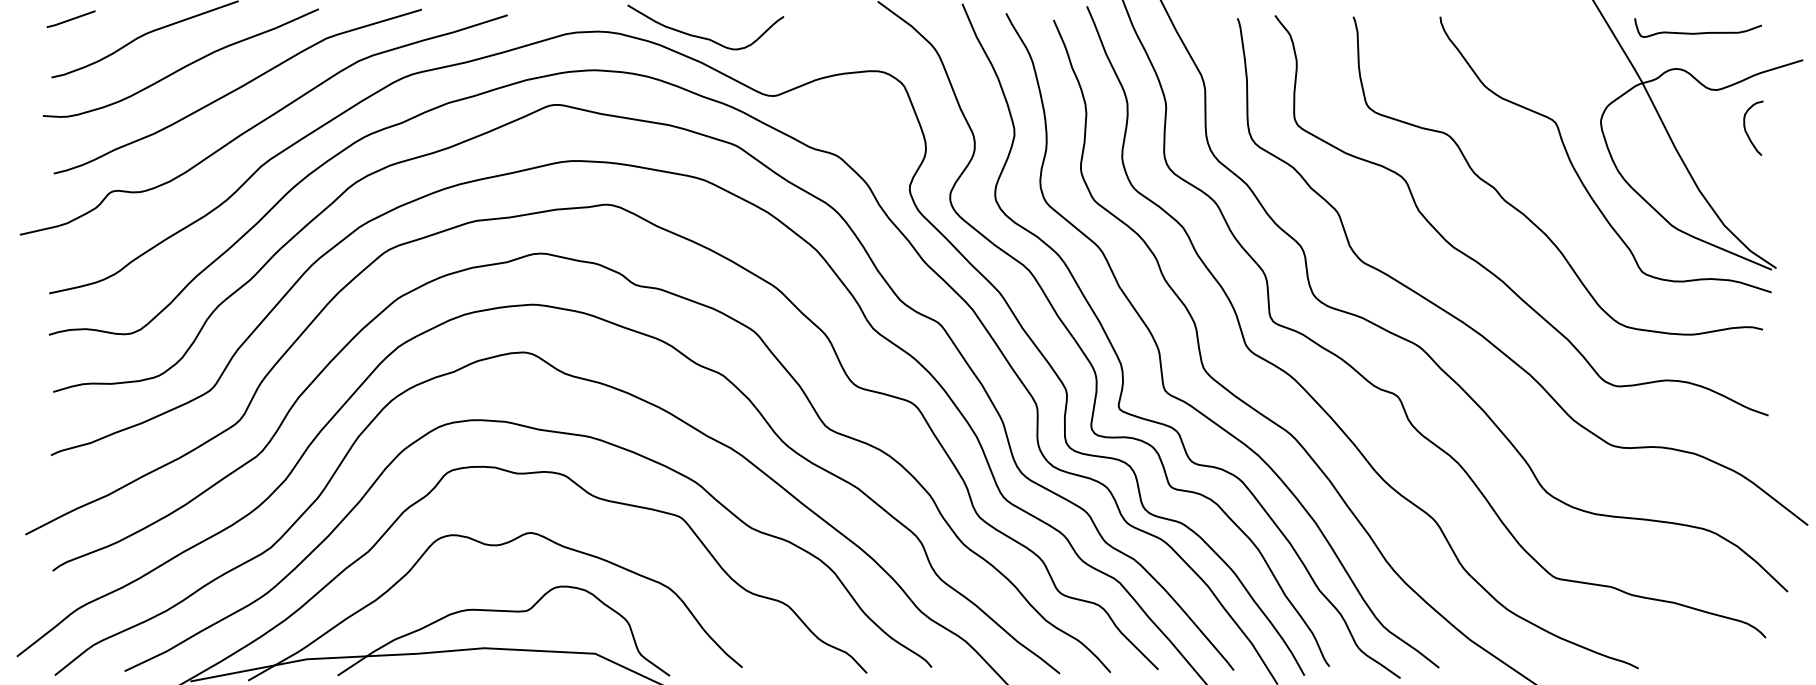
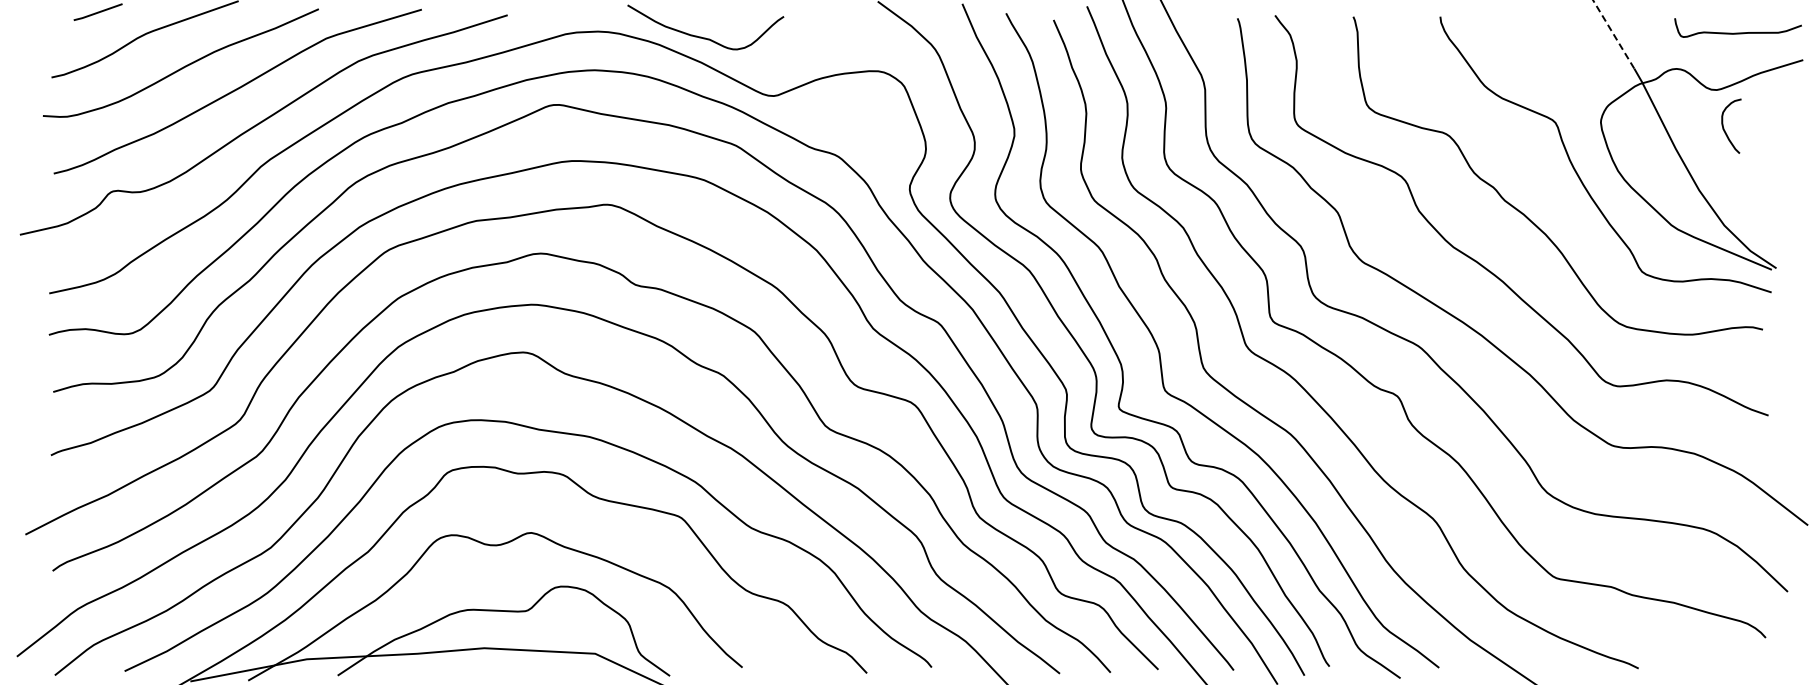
line position: (70, 18) -> (97, 11) (97, 11)
curve position: (1697, 32) -> (1737, 32) (1737, 32)
line: solid -> dashed (1613, 34)
curve position: (1746, 130) -> (1724, 128) (1724, 128)
